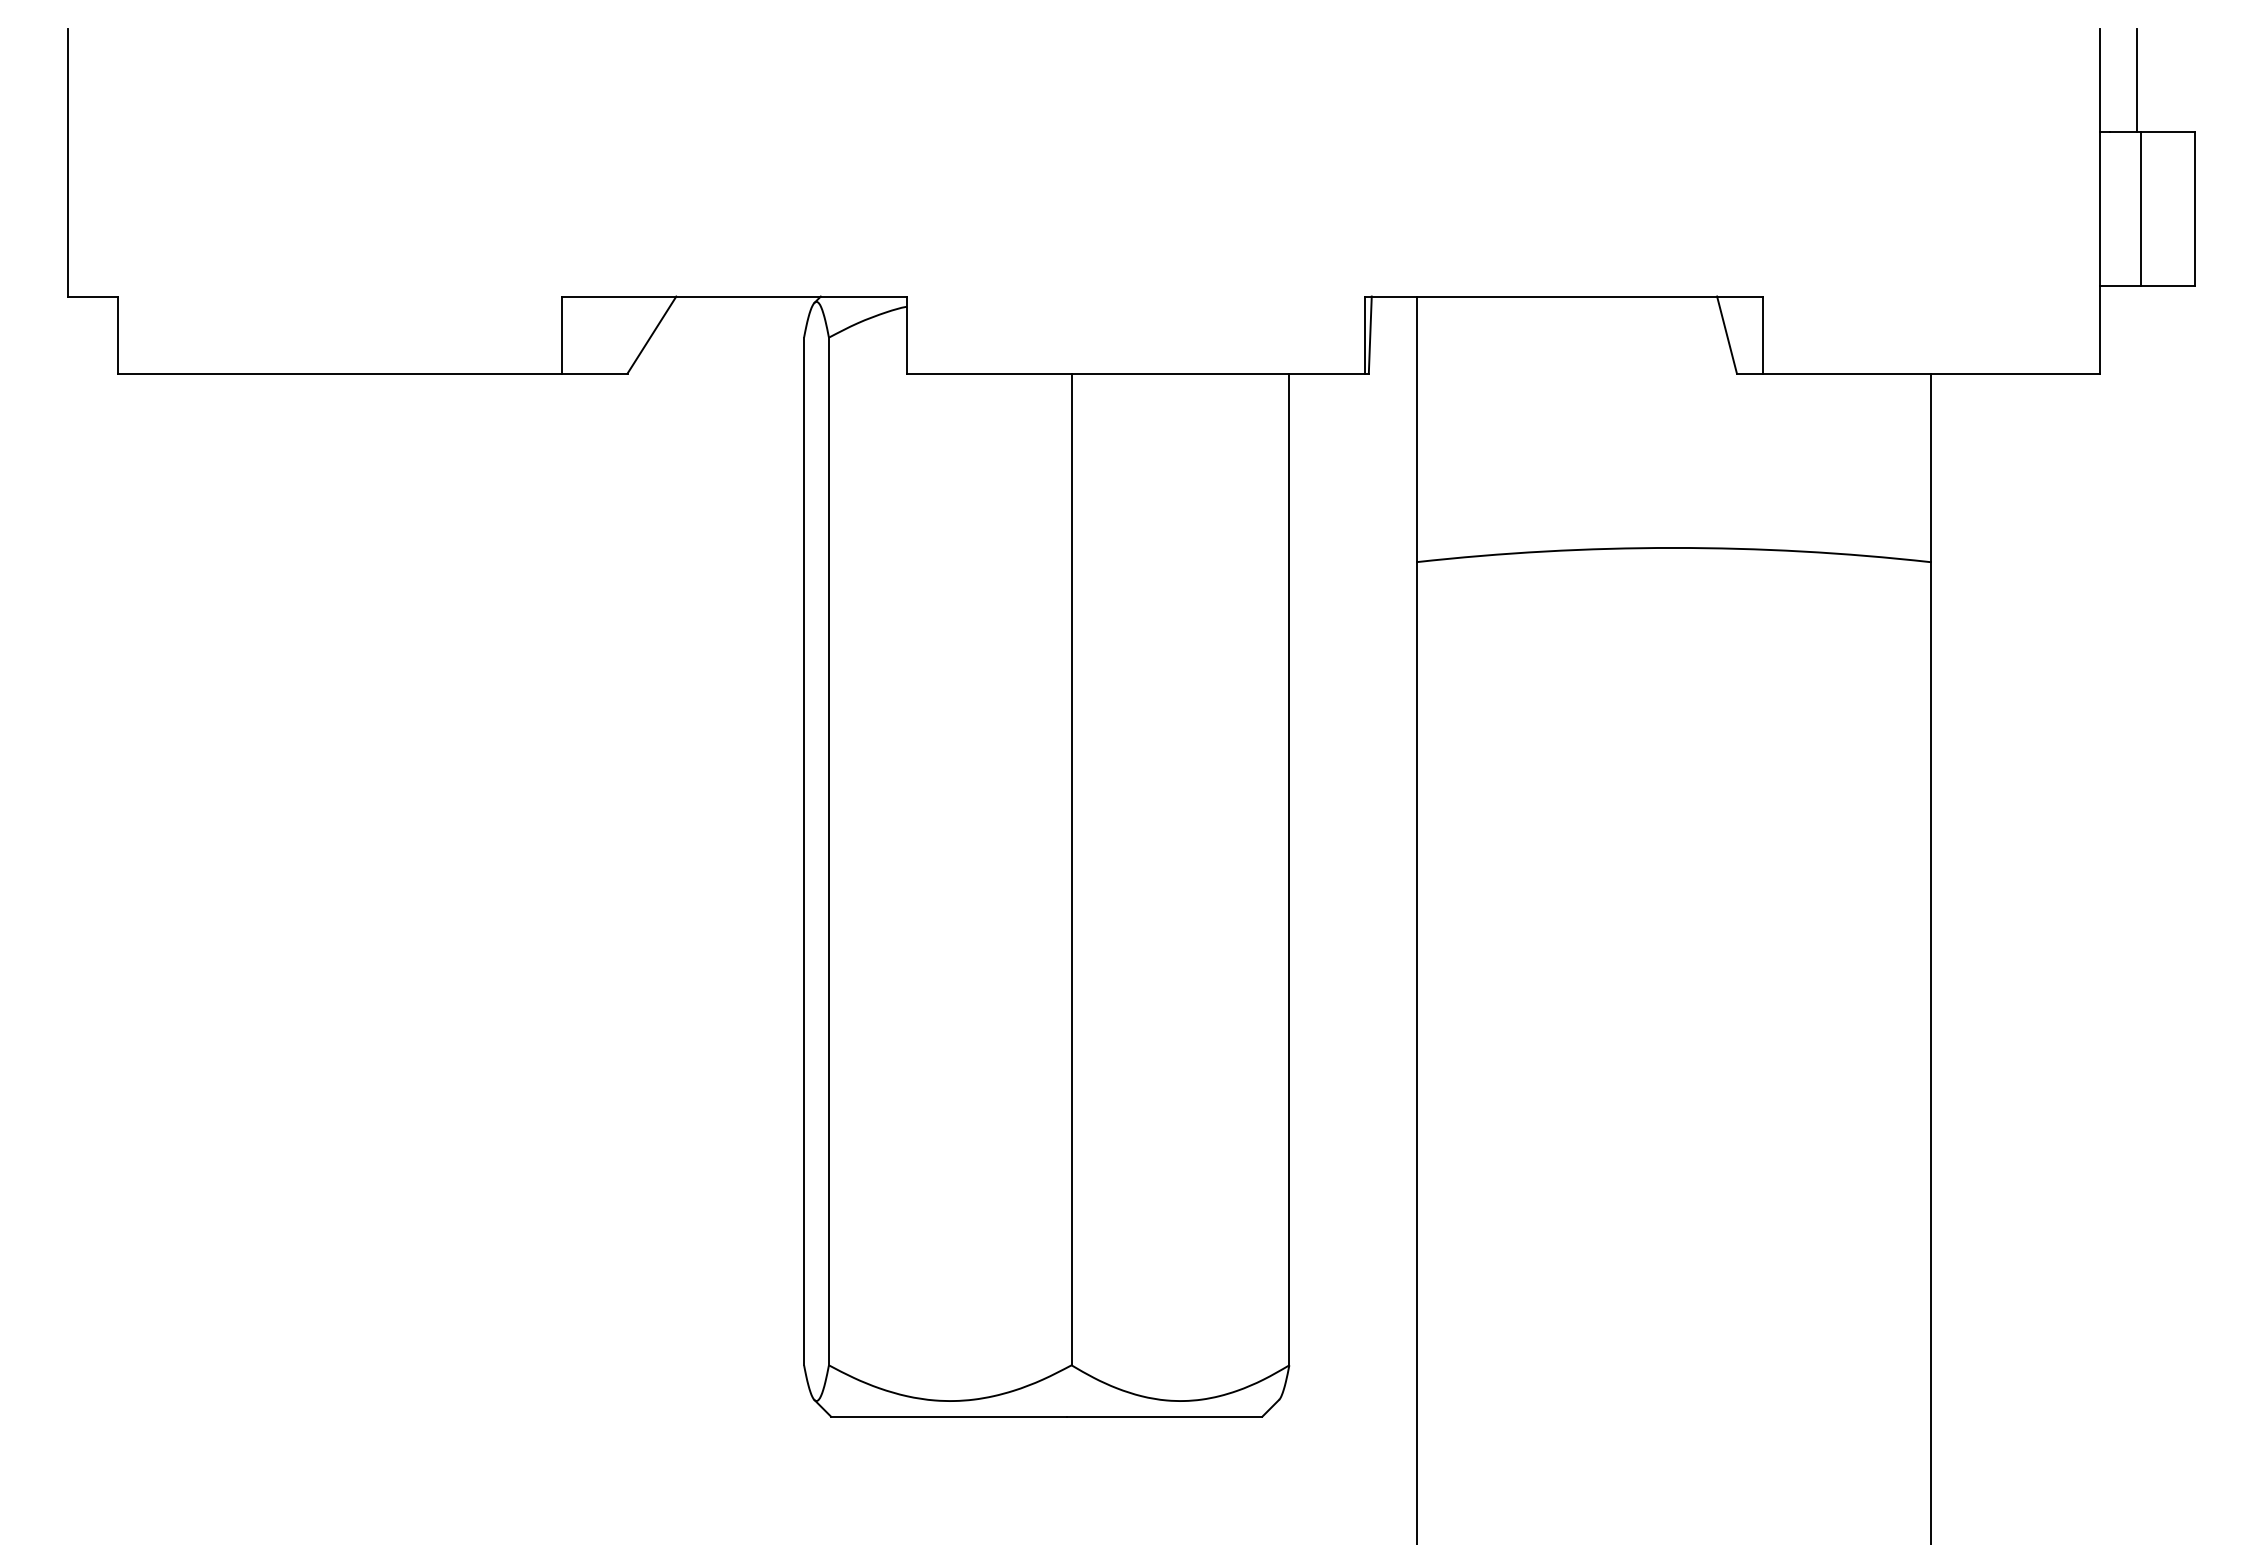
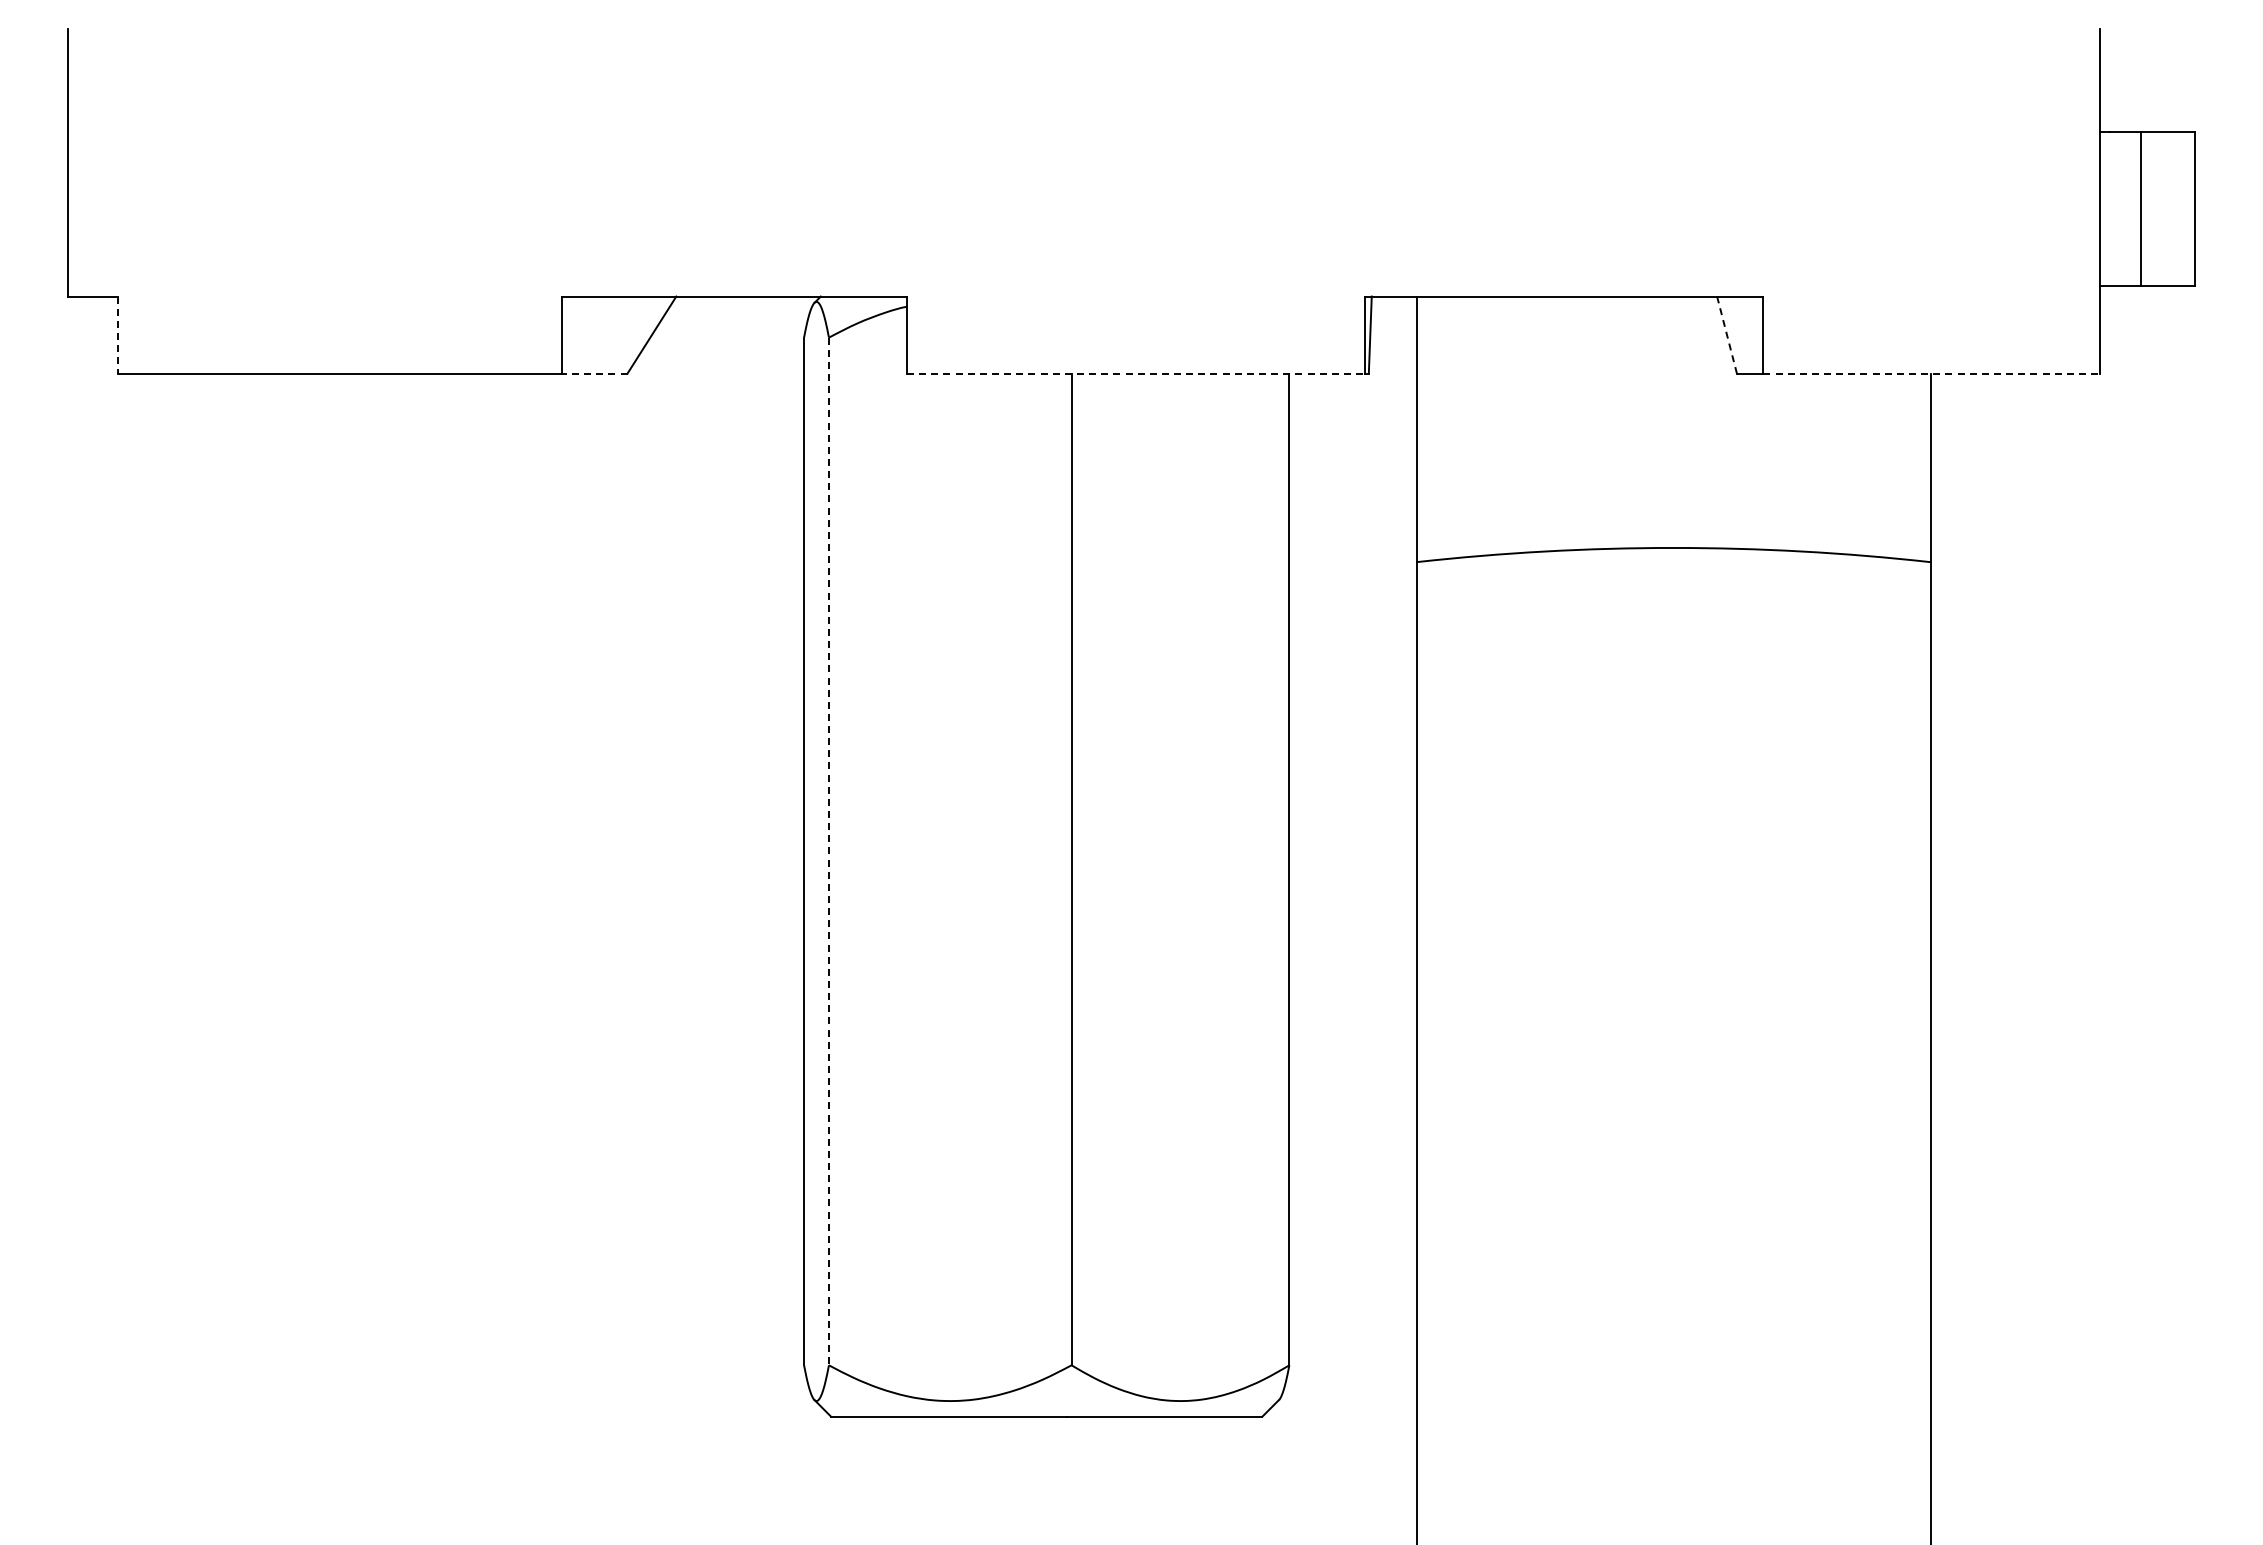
line: present -> none (2137, 80)
line: solid -> dashed (118, 335)
line: solid -> dashed (1727, 335)
line: solid -> dashed (594, 373)
line: solid -> dashed (1135, 373)
line: solid -> dashed (1932, 373)
line: solid -> dashed (828, 851)
